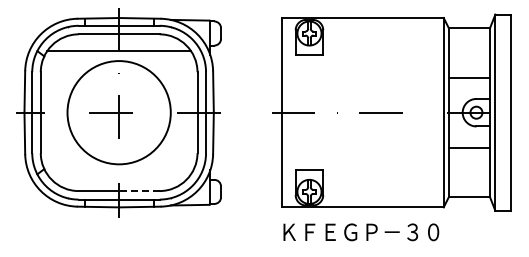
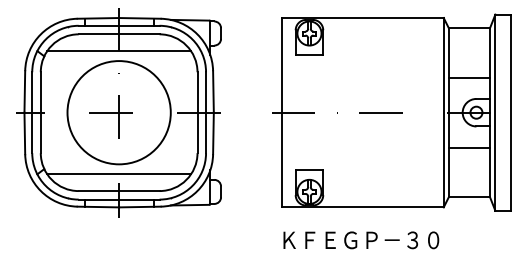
line: none -> present (119, 173)
line: dashed -> solid (138, 191)
text position: (361, 232) -> (361, 240) (361, 240)
